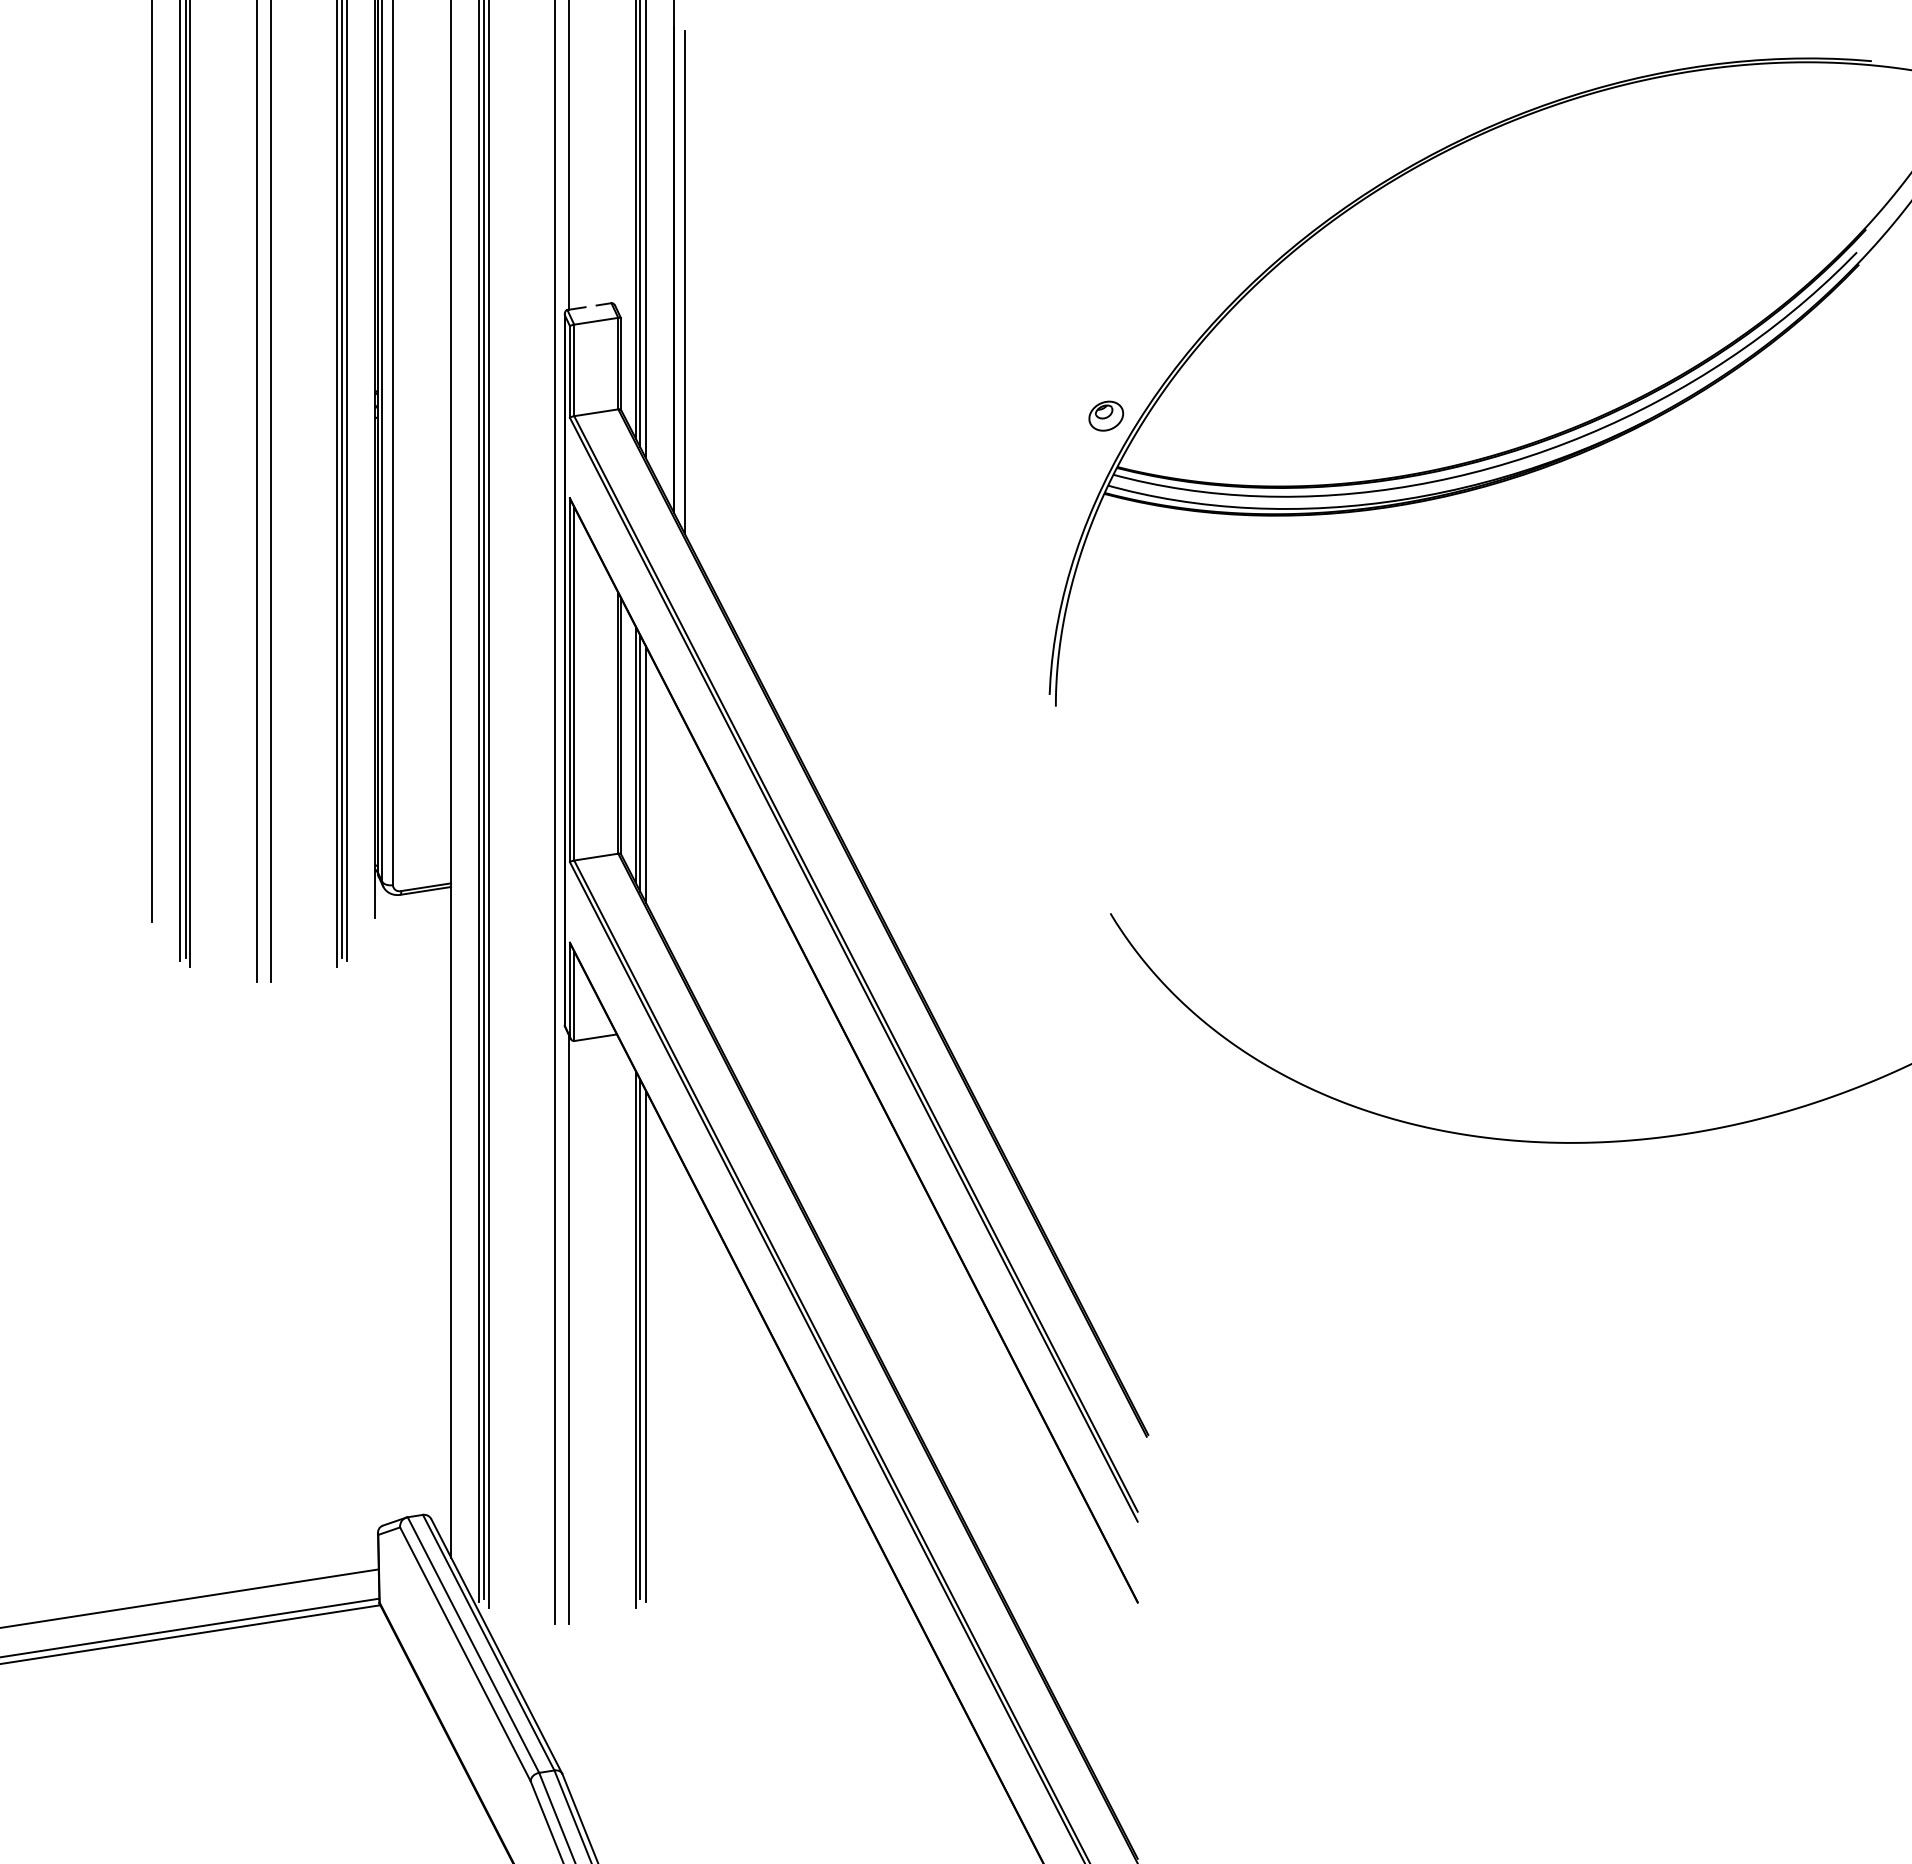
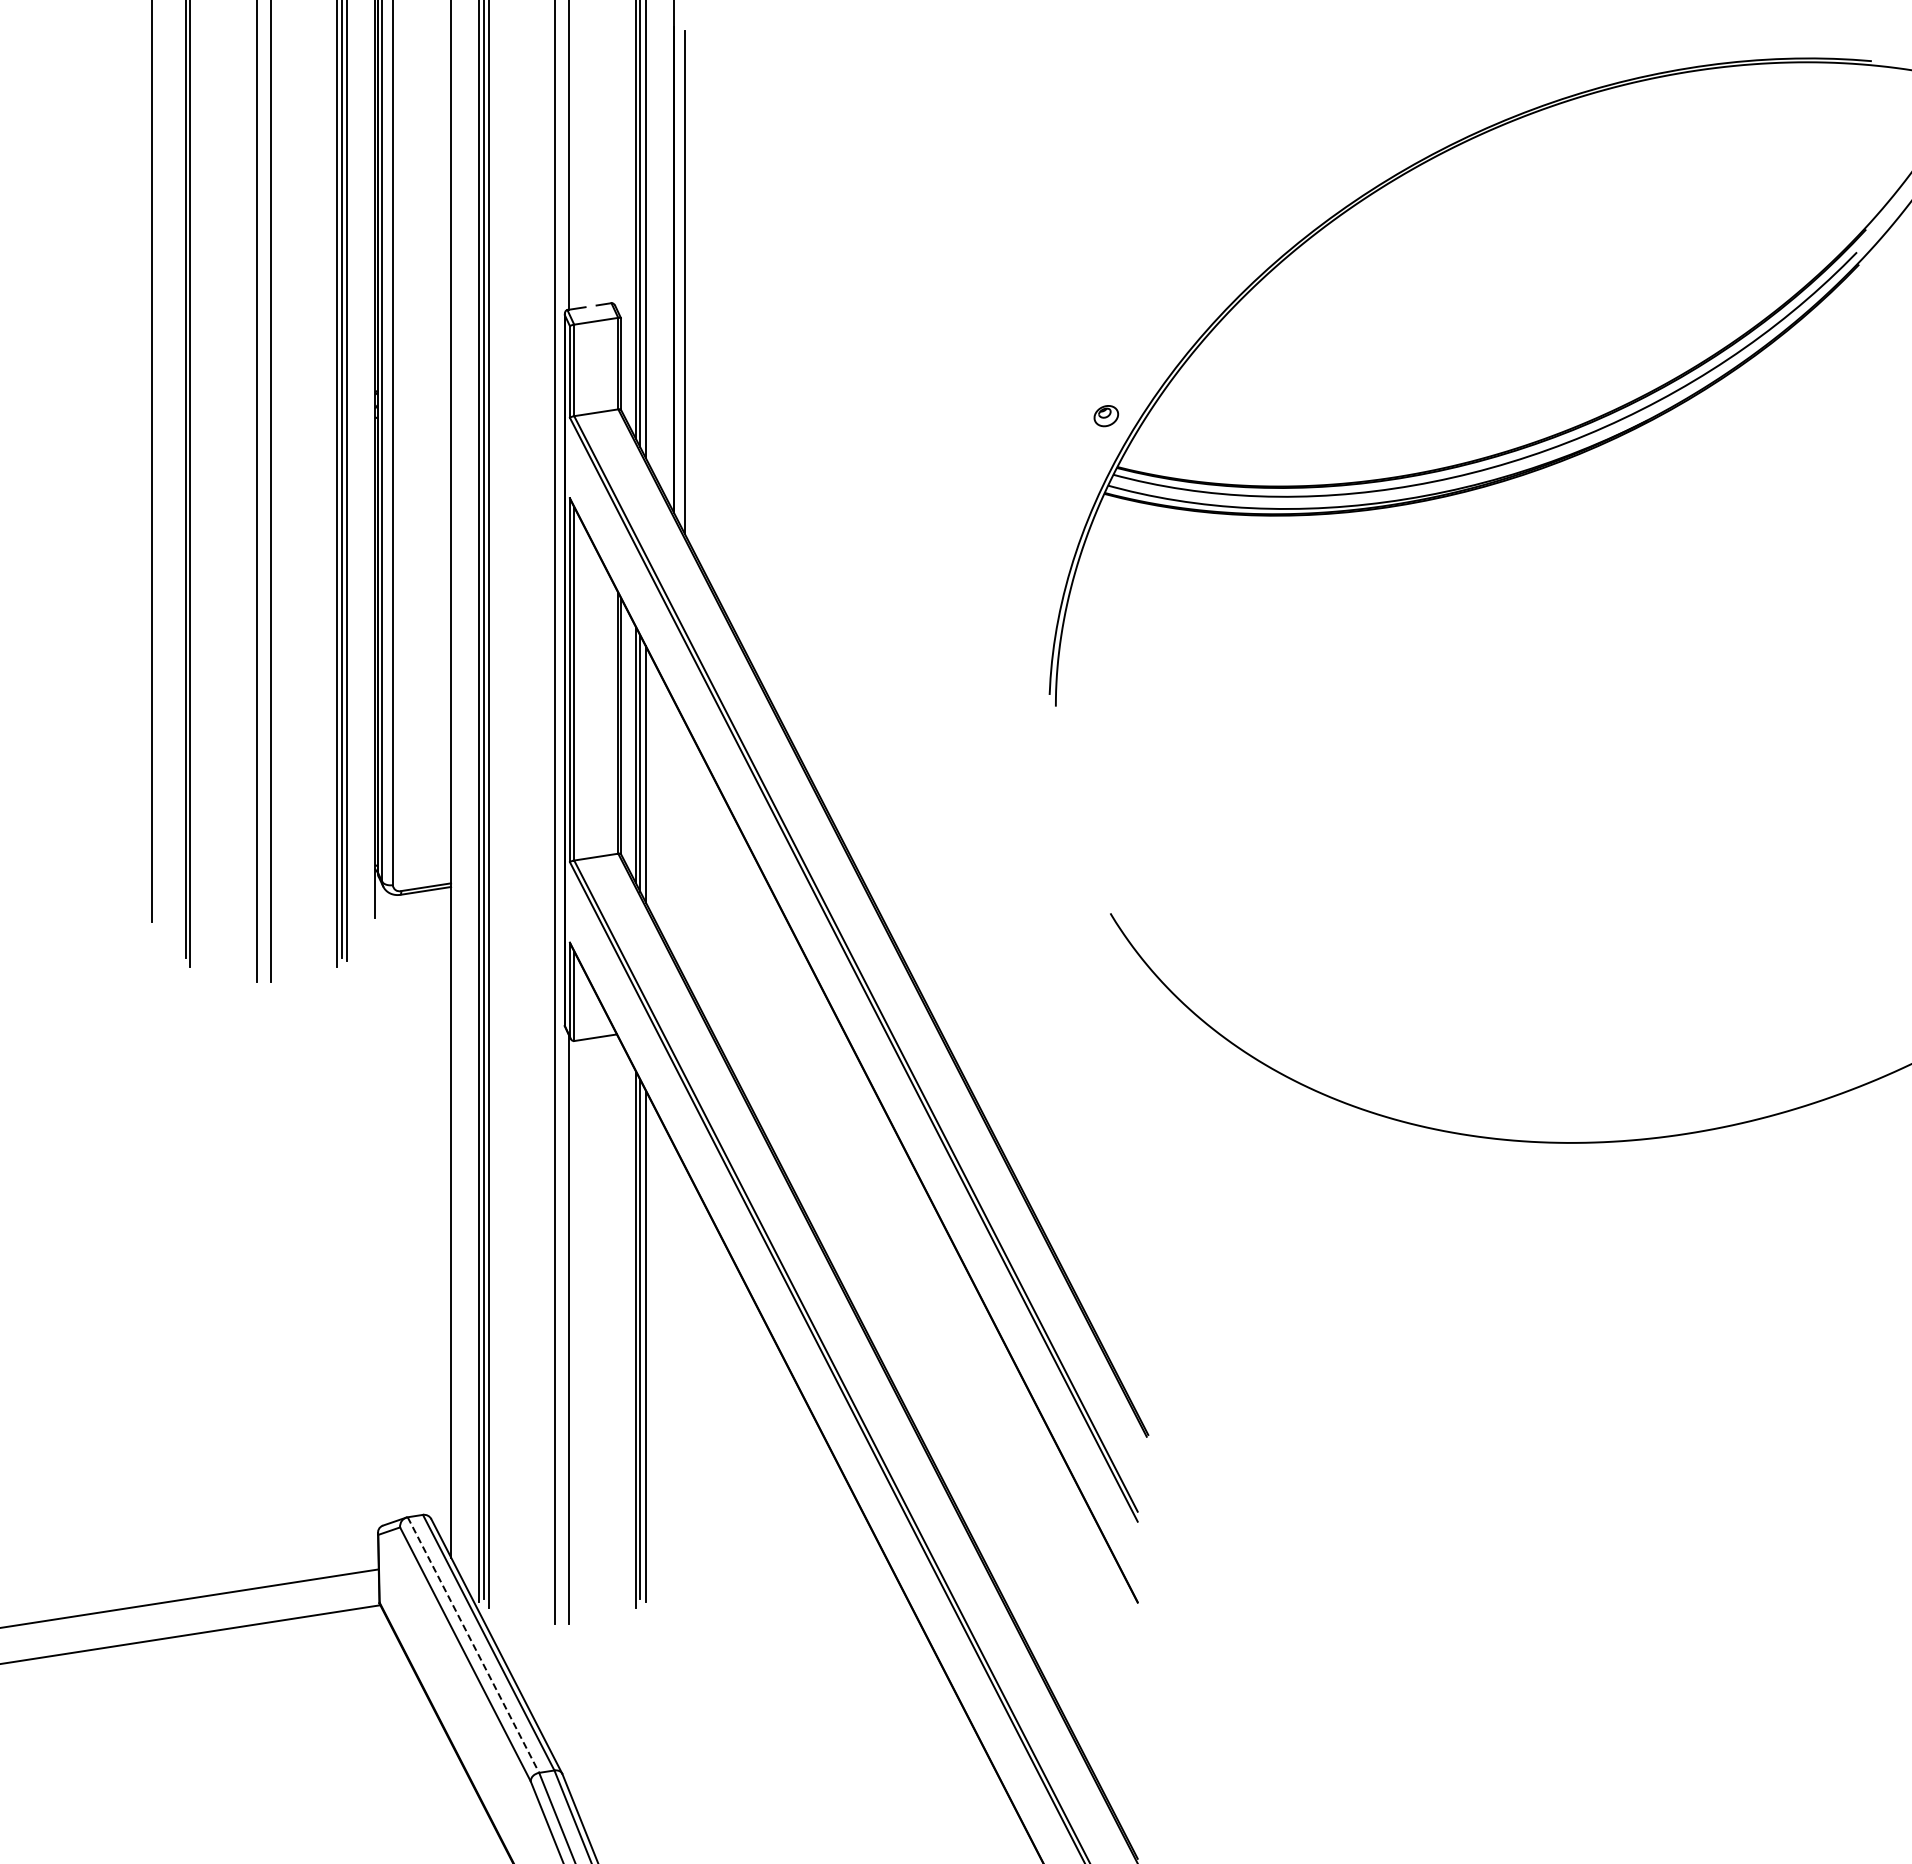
part size: 37x32 px -> 27x23 px (1106, 416)
line: present -> none (180, 481)
line: present -> none (190, 1627)
line: solid -> dashed (473, 1645)
